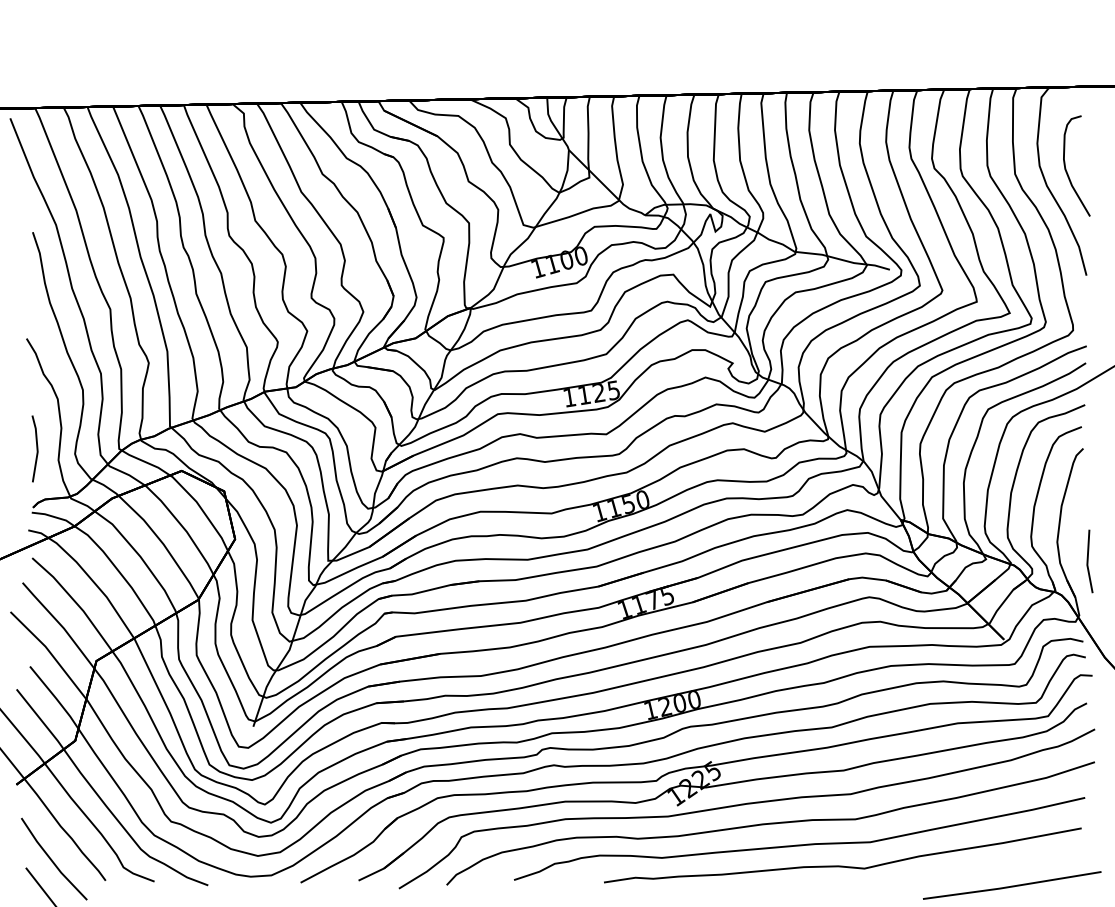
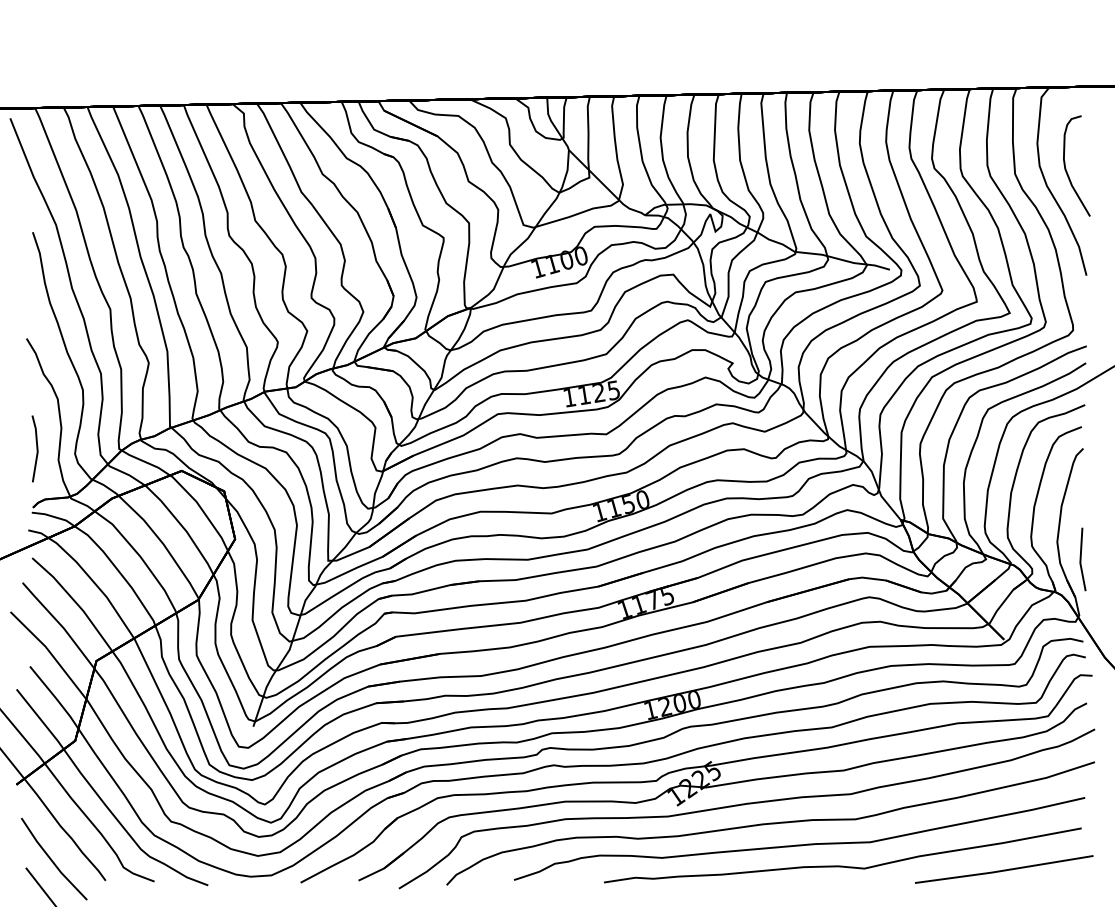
part position: (1089, 561) -> (1082, 559) (1082, 559)
part position: (1012, 885) -> (1004, 869) (1004, 869)
